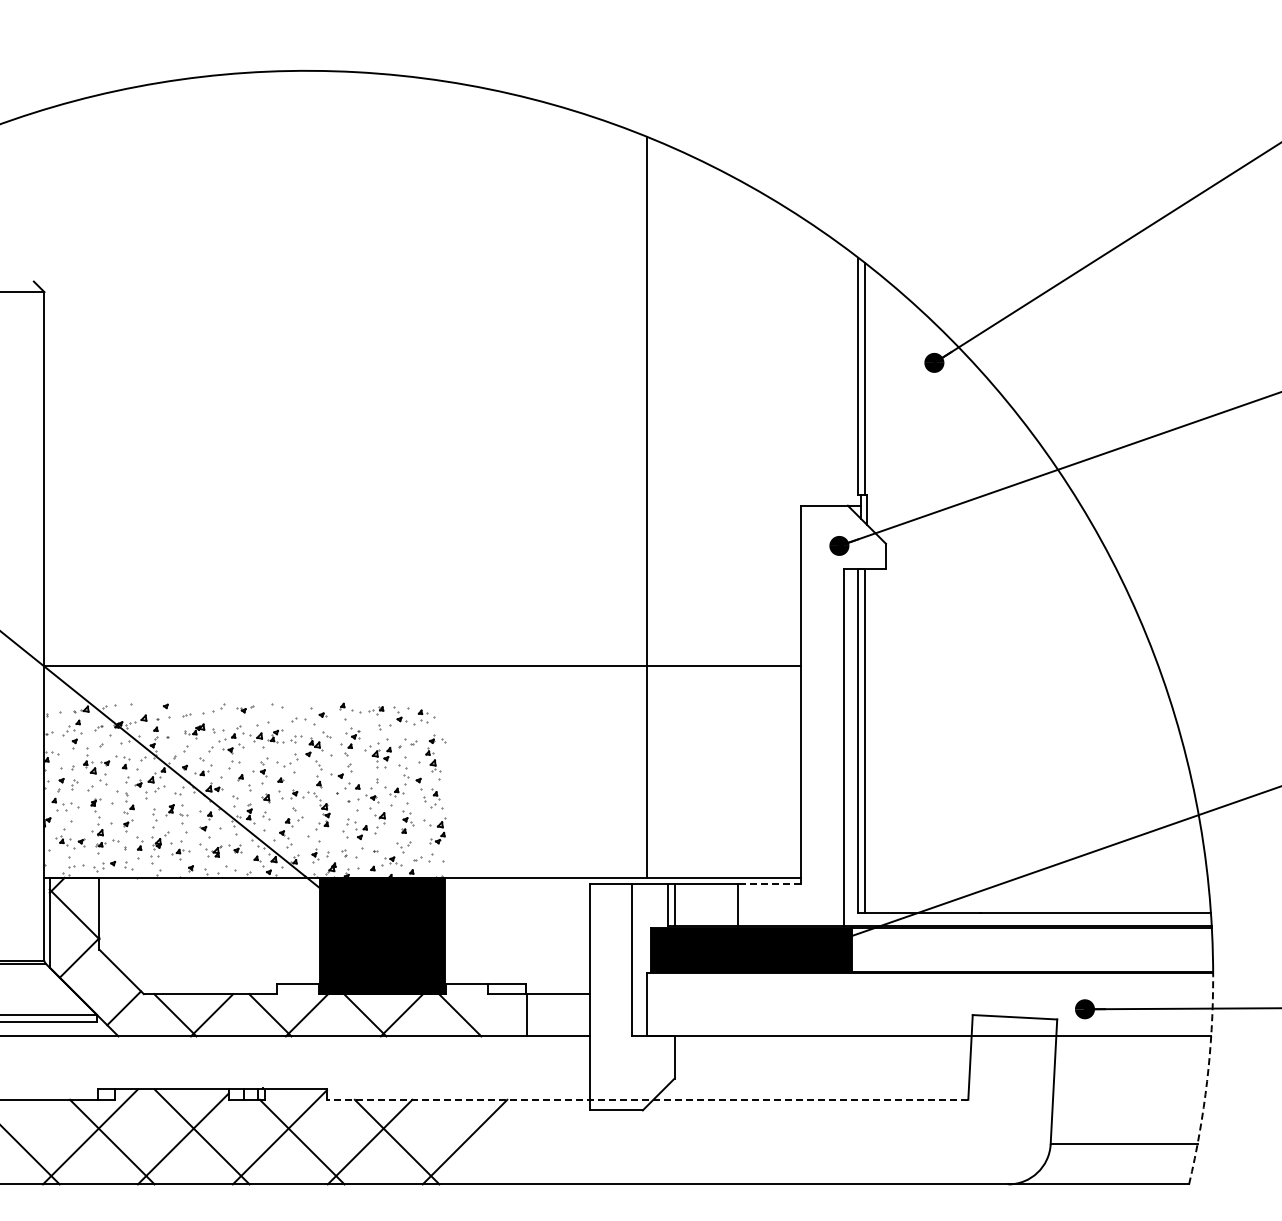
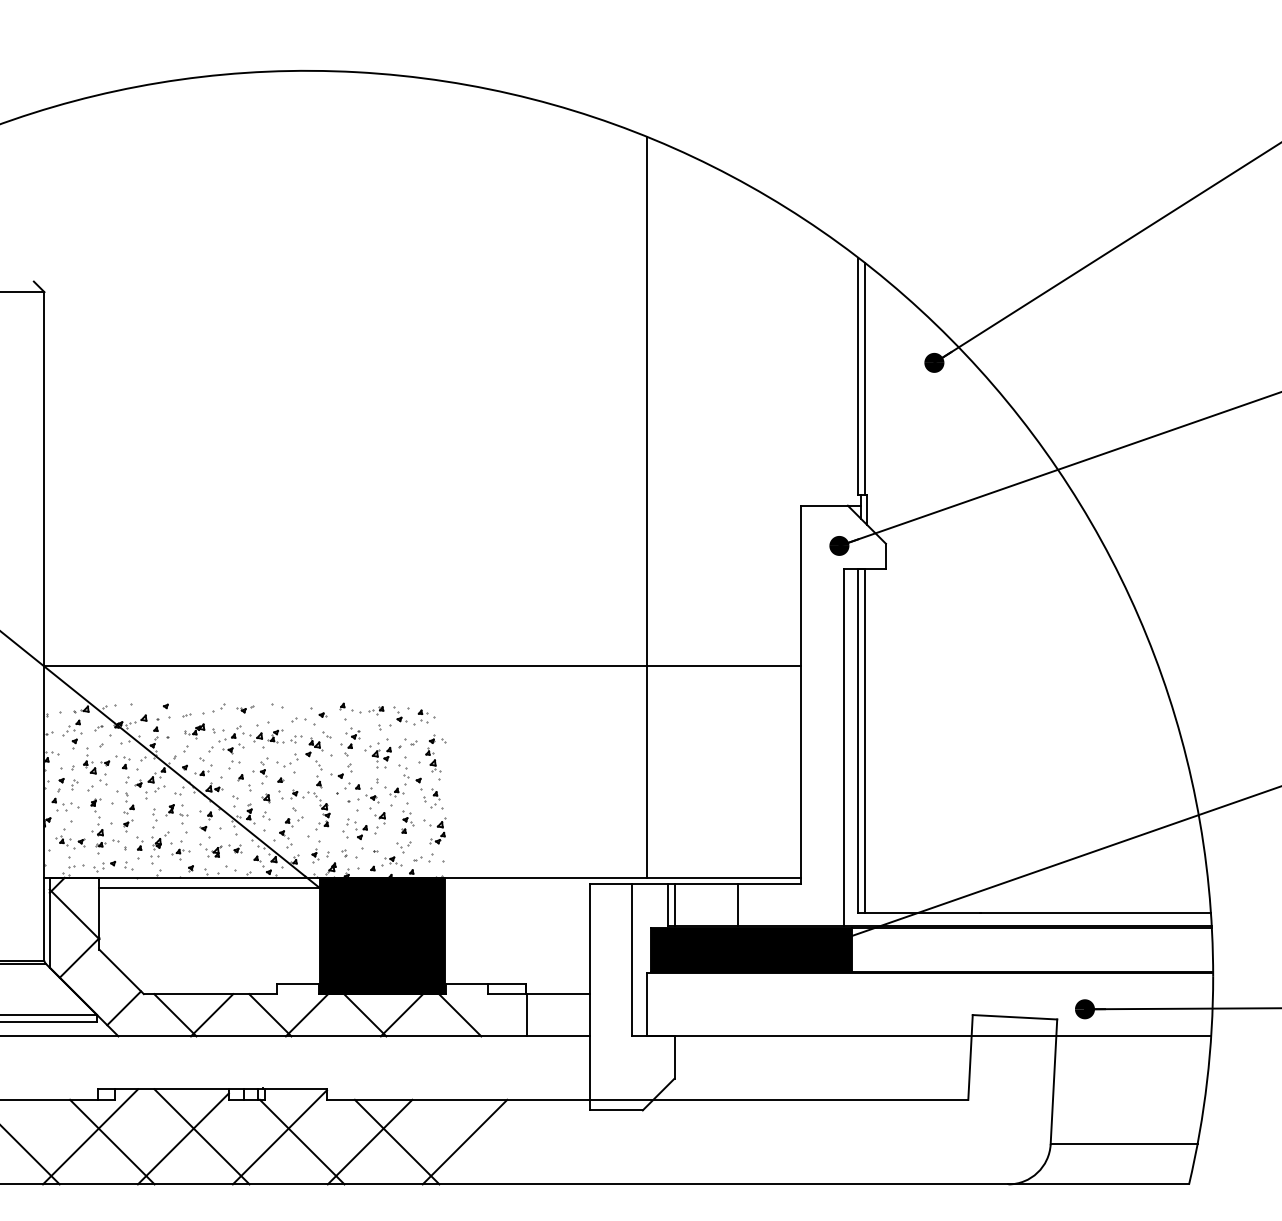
line: dashed -> solid (769, 884)
line: none -> present (209, 888)
arc: dashed -> solid (1207, 1081)
line: dashed -> solid (647, 1099)
